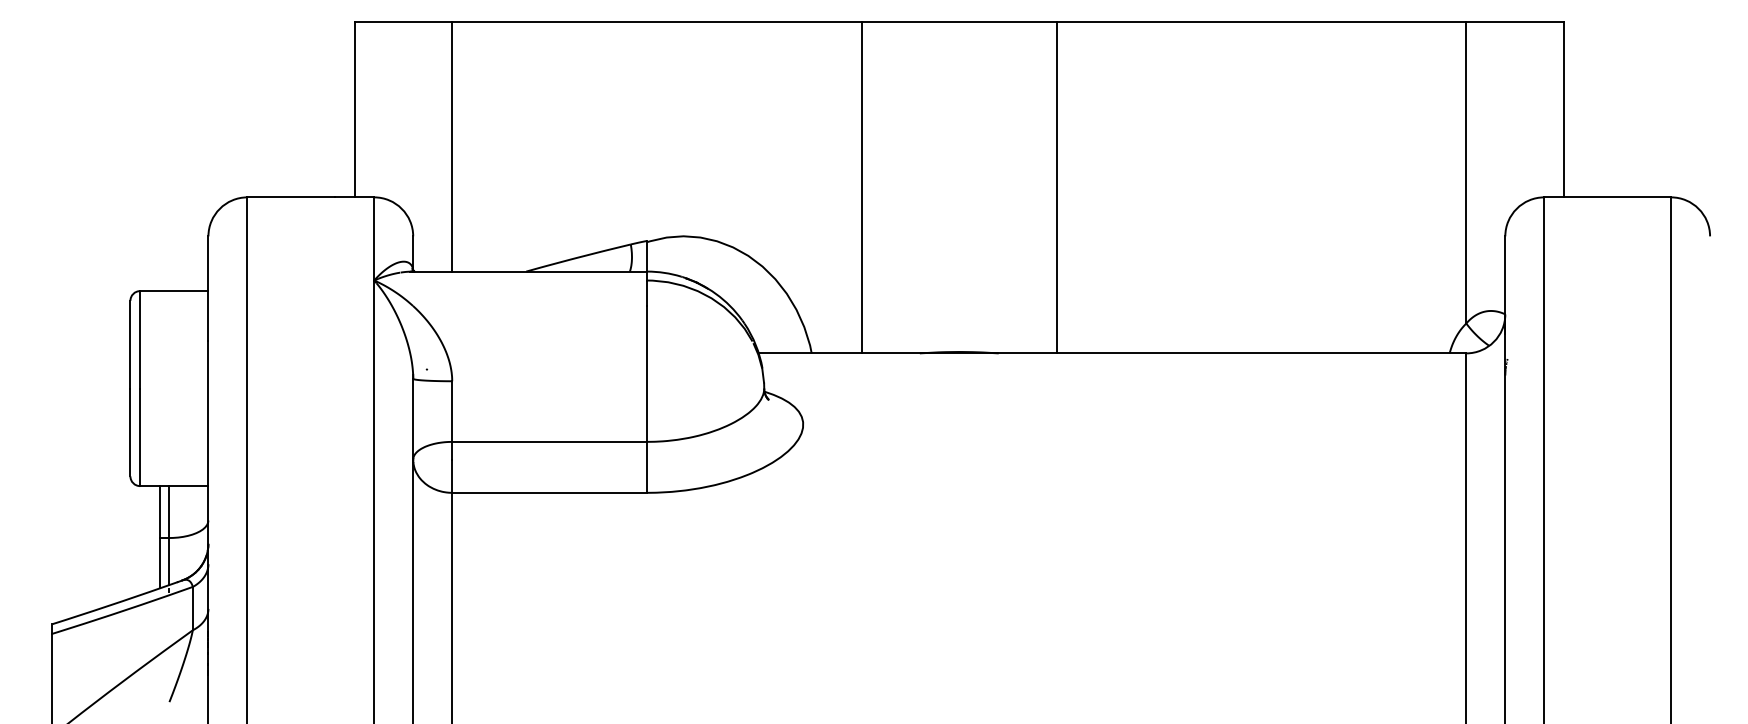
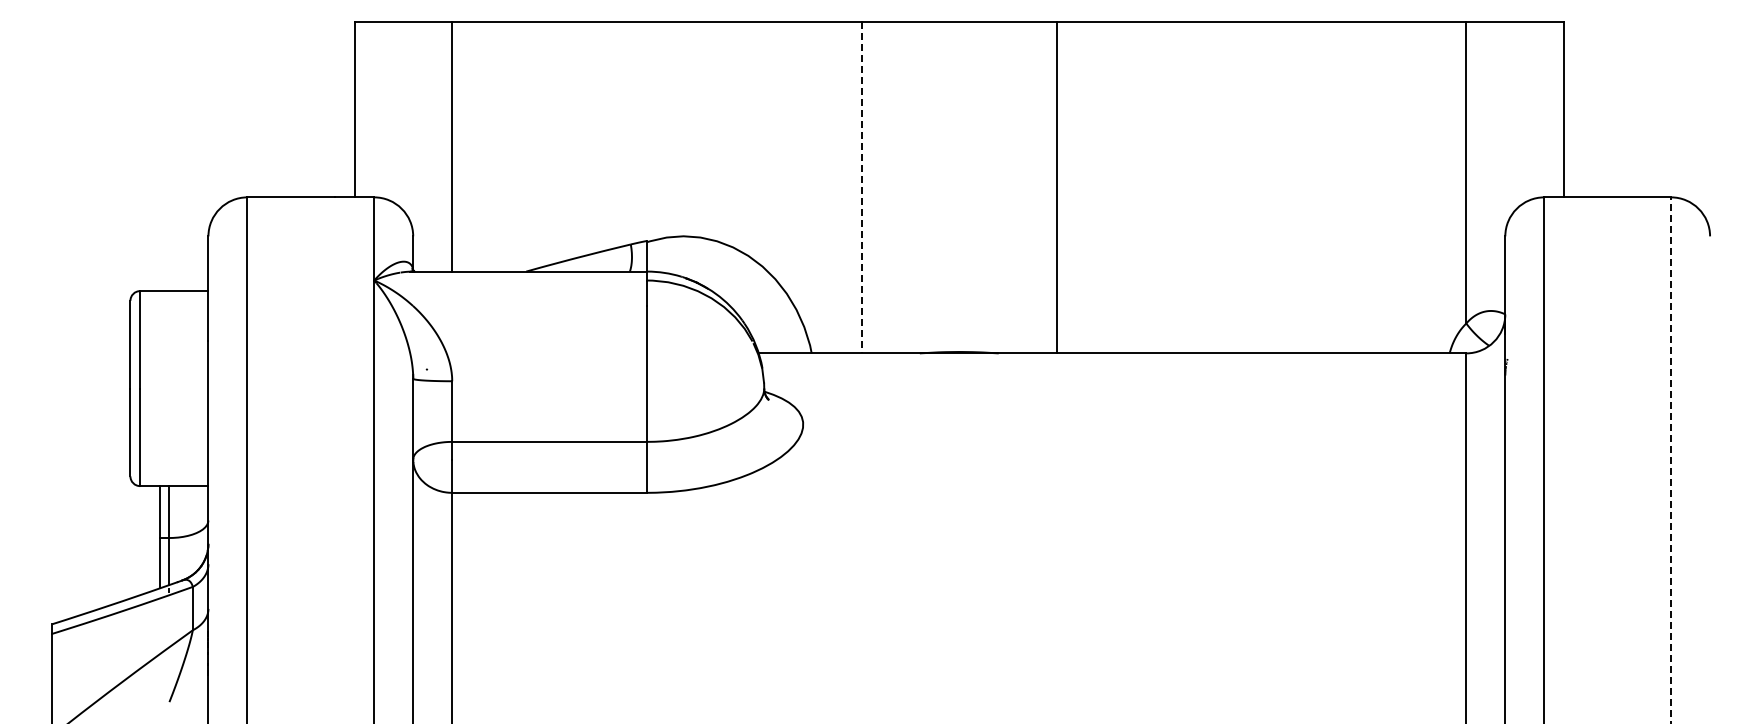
line: solid -> dashed (861, 187)
line: solid -> dashed (1671, 460)
